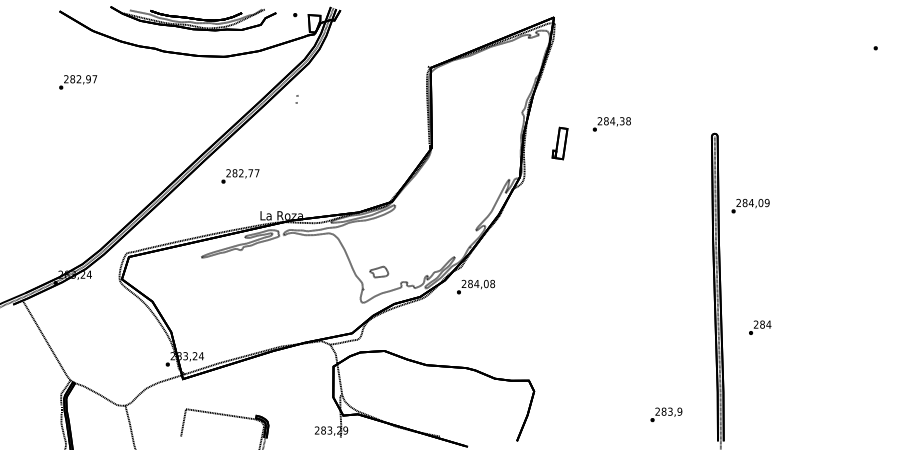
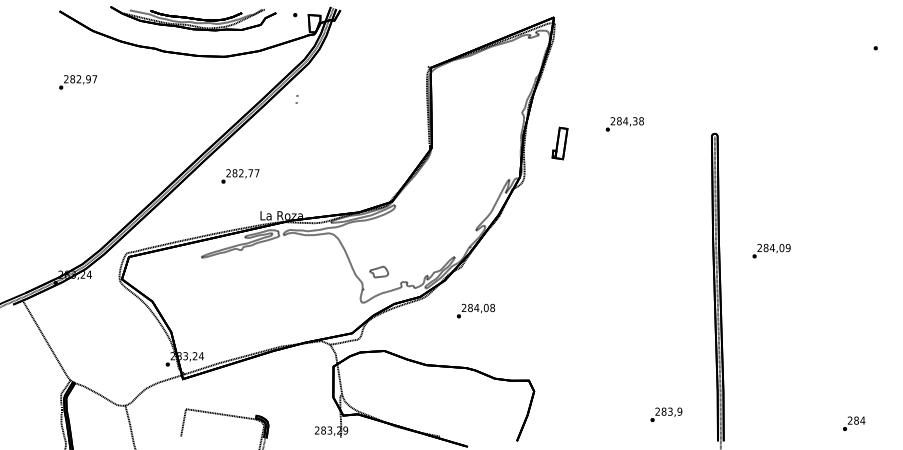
text position: (611, 124) -> (624, 124) (624, 124)
text position: (750, 206) -> (771, 251) (771, 251)
text position: (476, 286) -> (476, 310) (476, 310)
text position: (760, 327) -> (854, 423) (854, 423)
